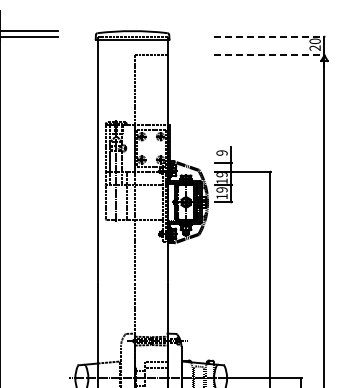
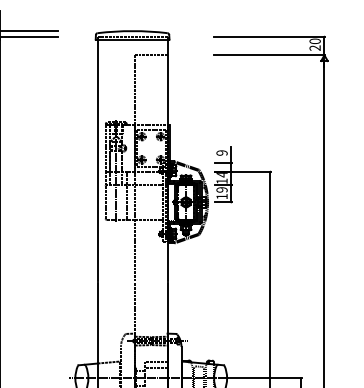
line: dashed -> solid (269, 36)
line: dashed -> solid (269, 55)
text: 19 -> 14 (221, 175)
